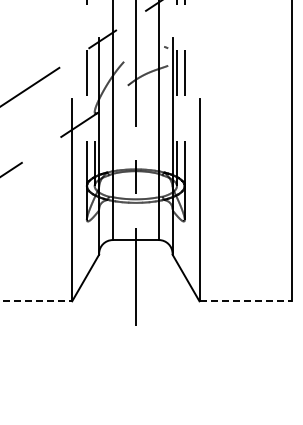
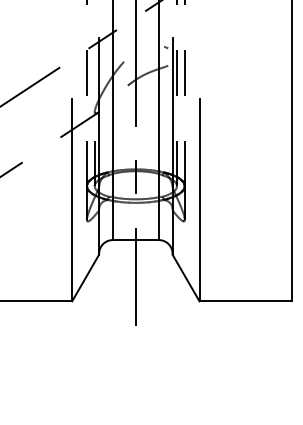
line: dashed -> solid (36, 301)
line: dashed -> solid (246, 301)
